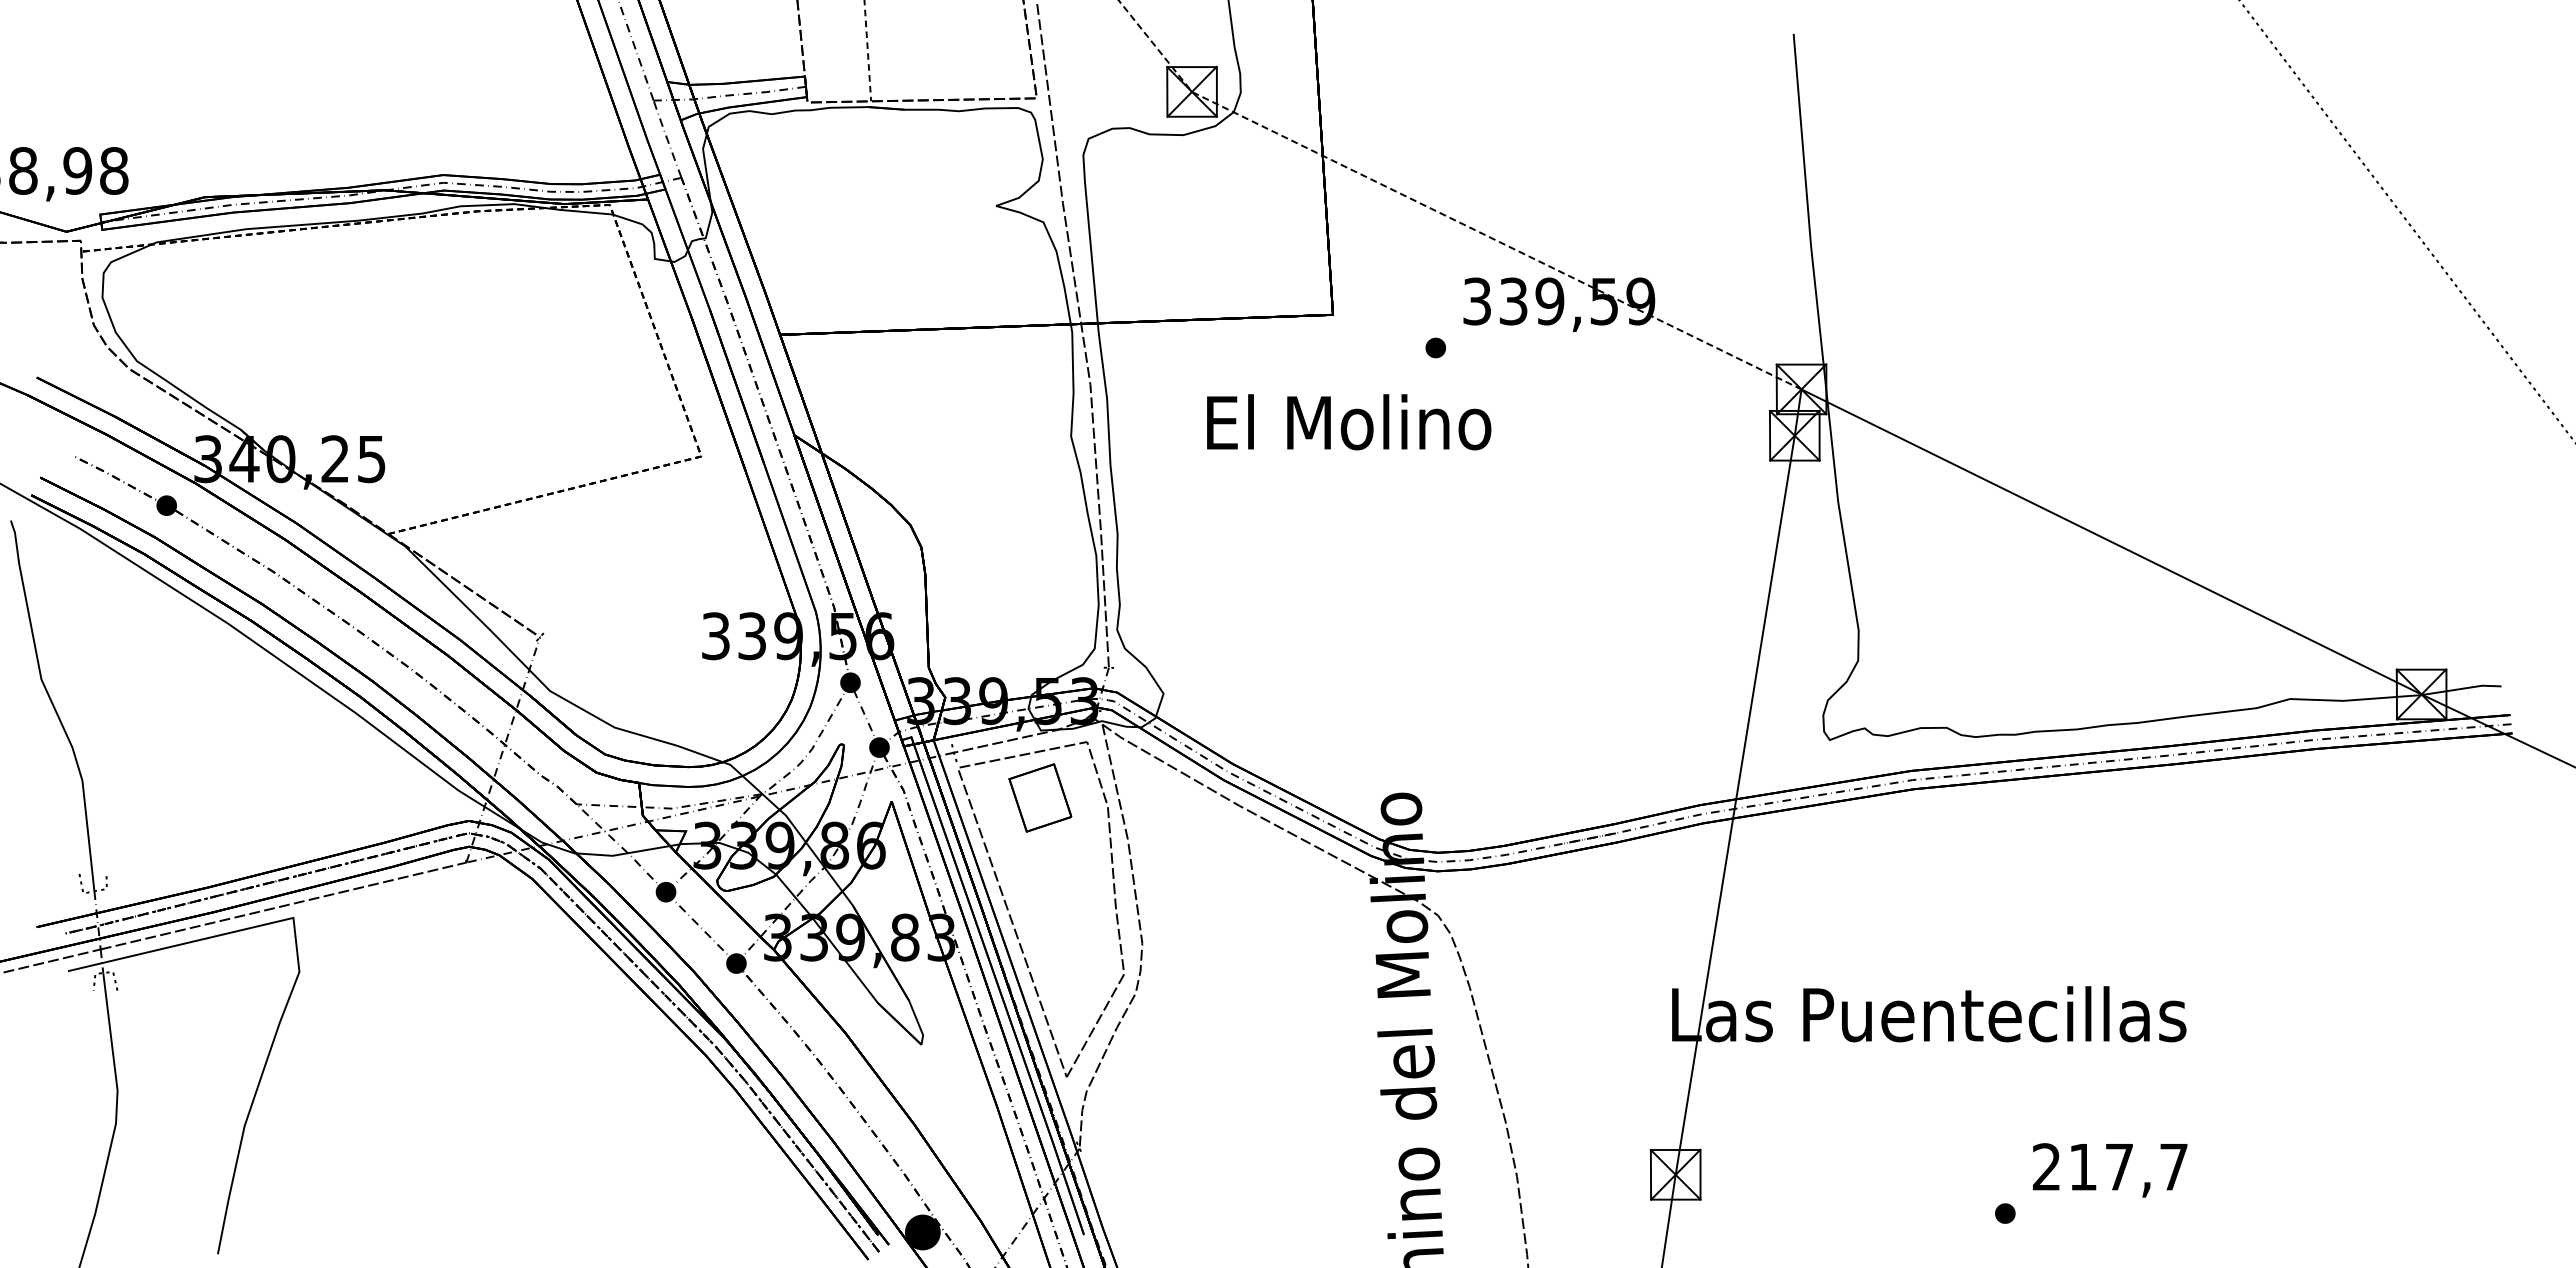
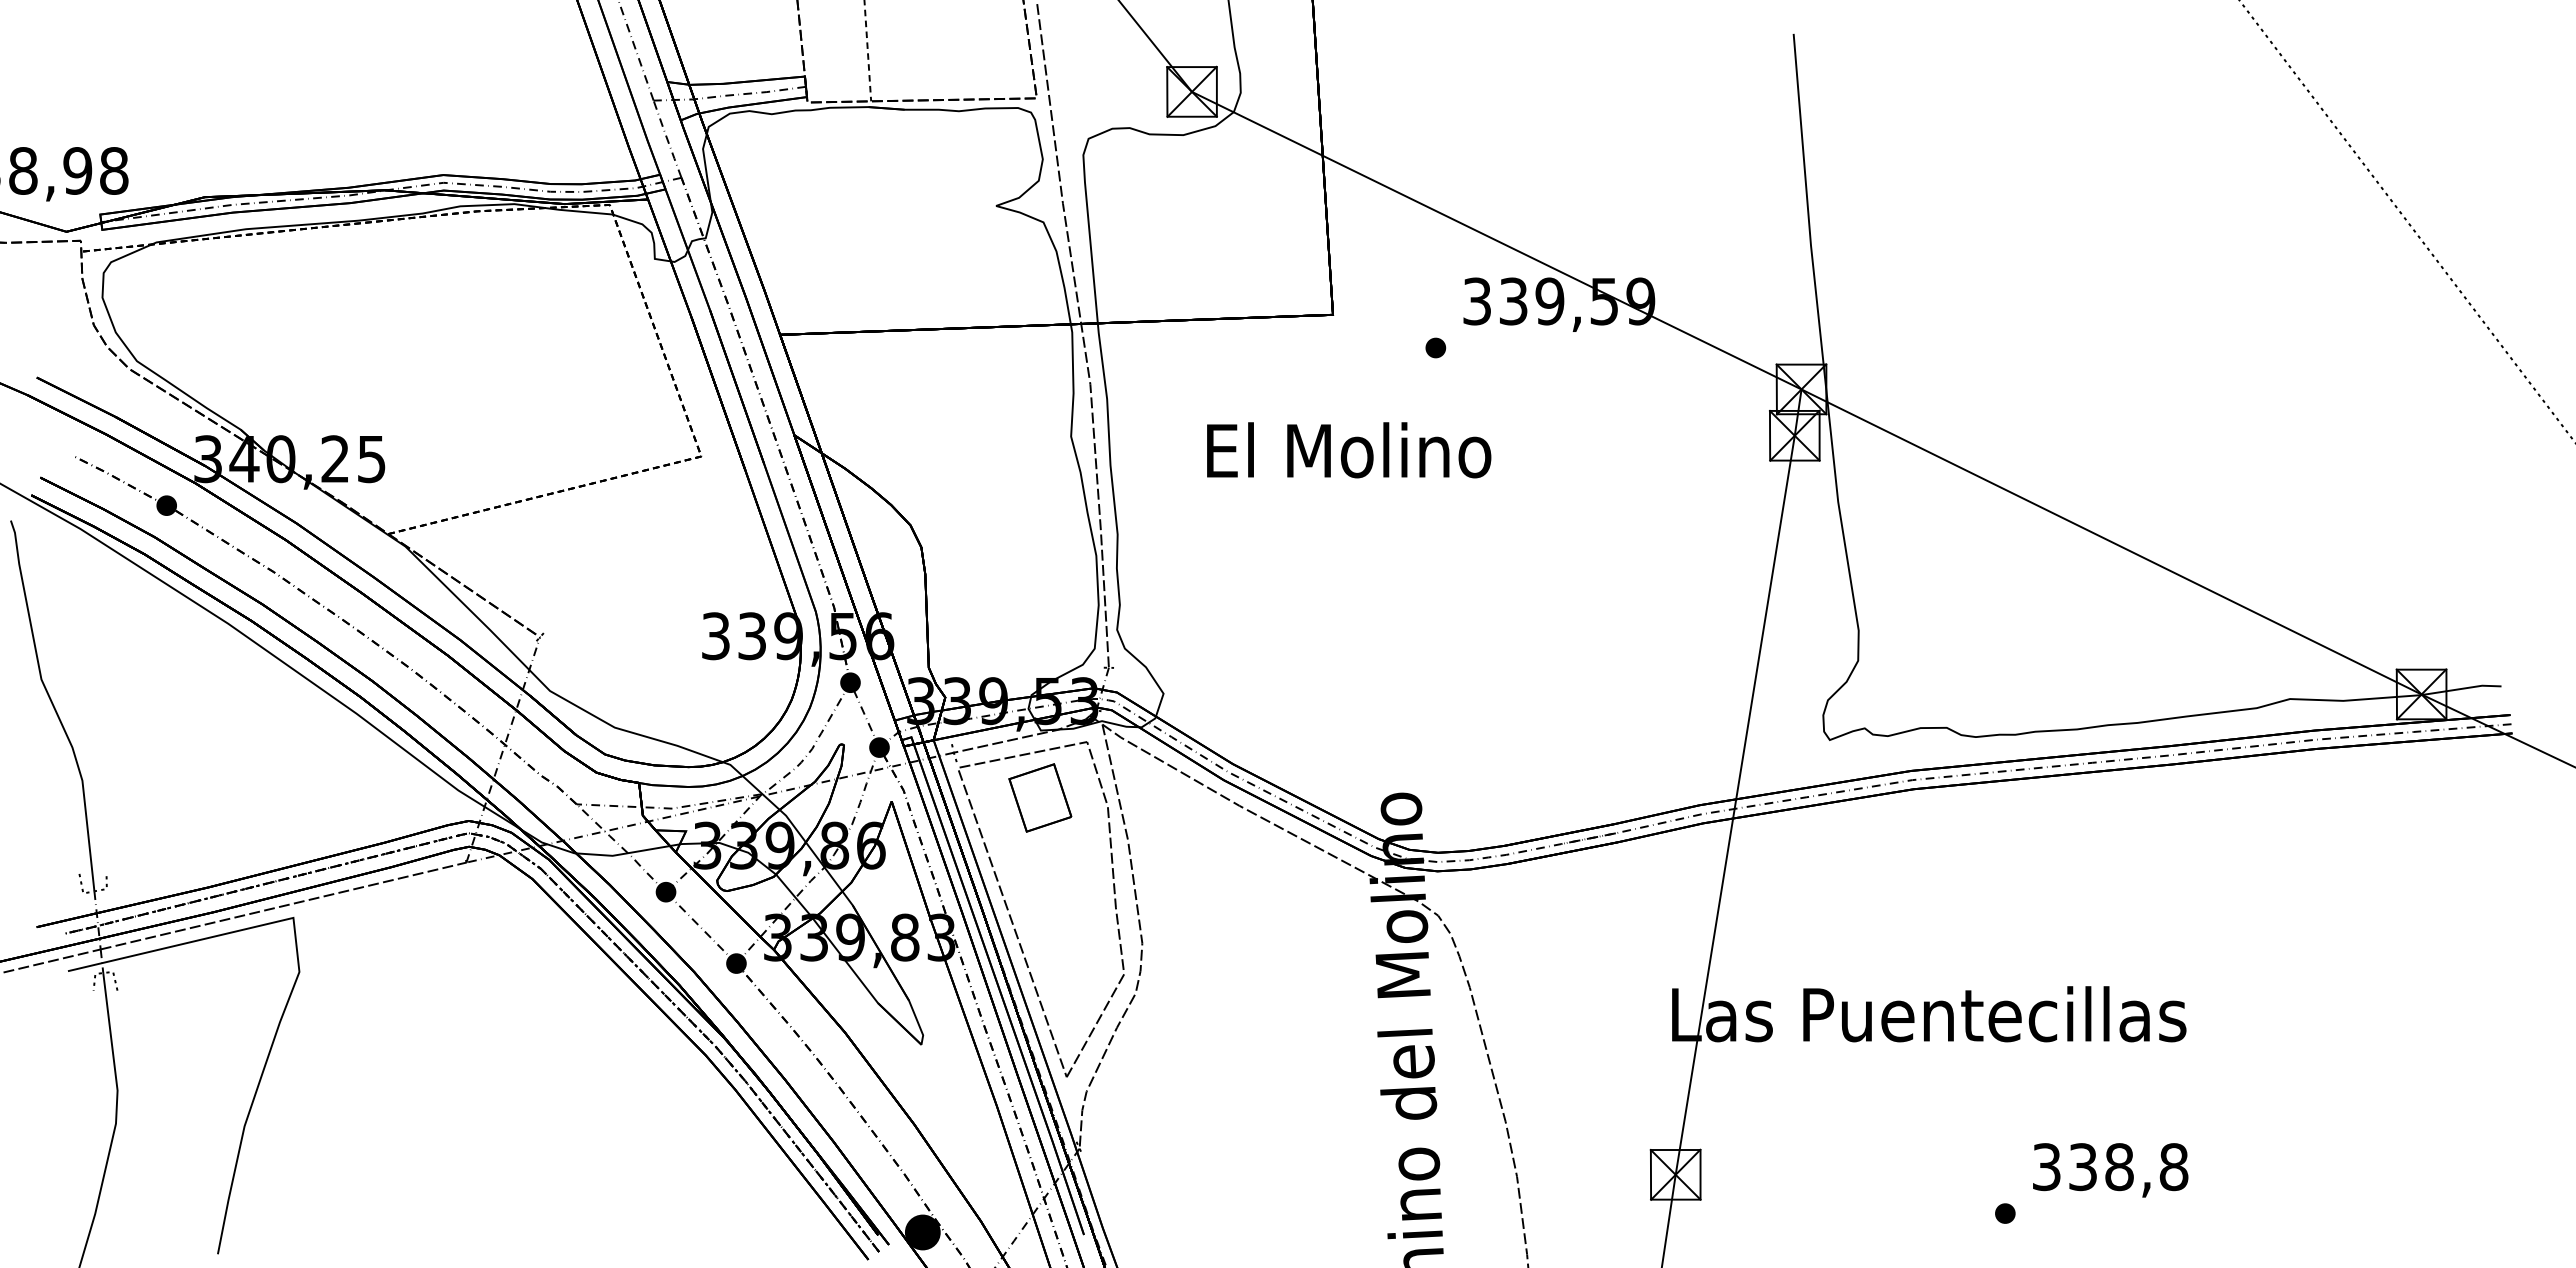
line: dashed -> solid (1443, 214)
text position: (1349, 422) -> (1349, 450) (1349, 450)
text: 217,7 -> 338,8 (2110, 1167)
